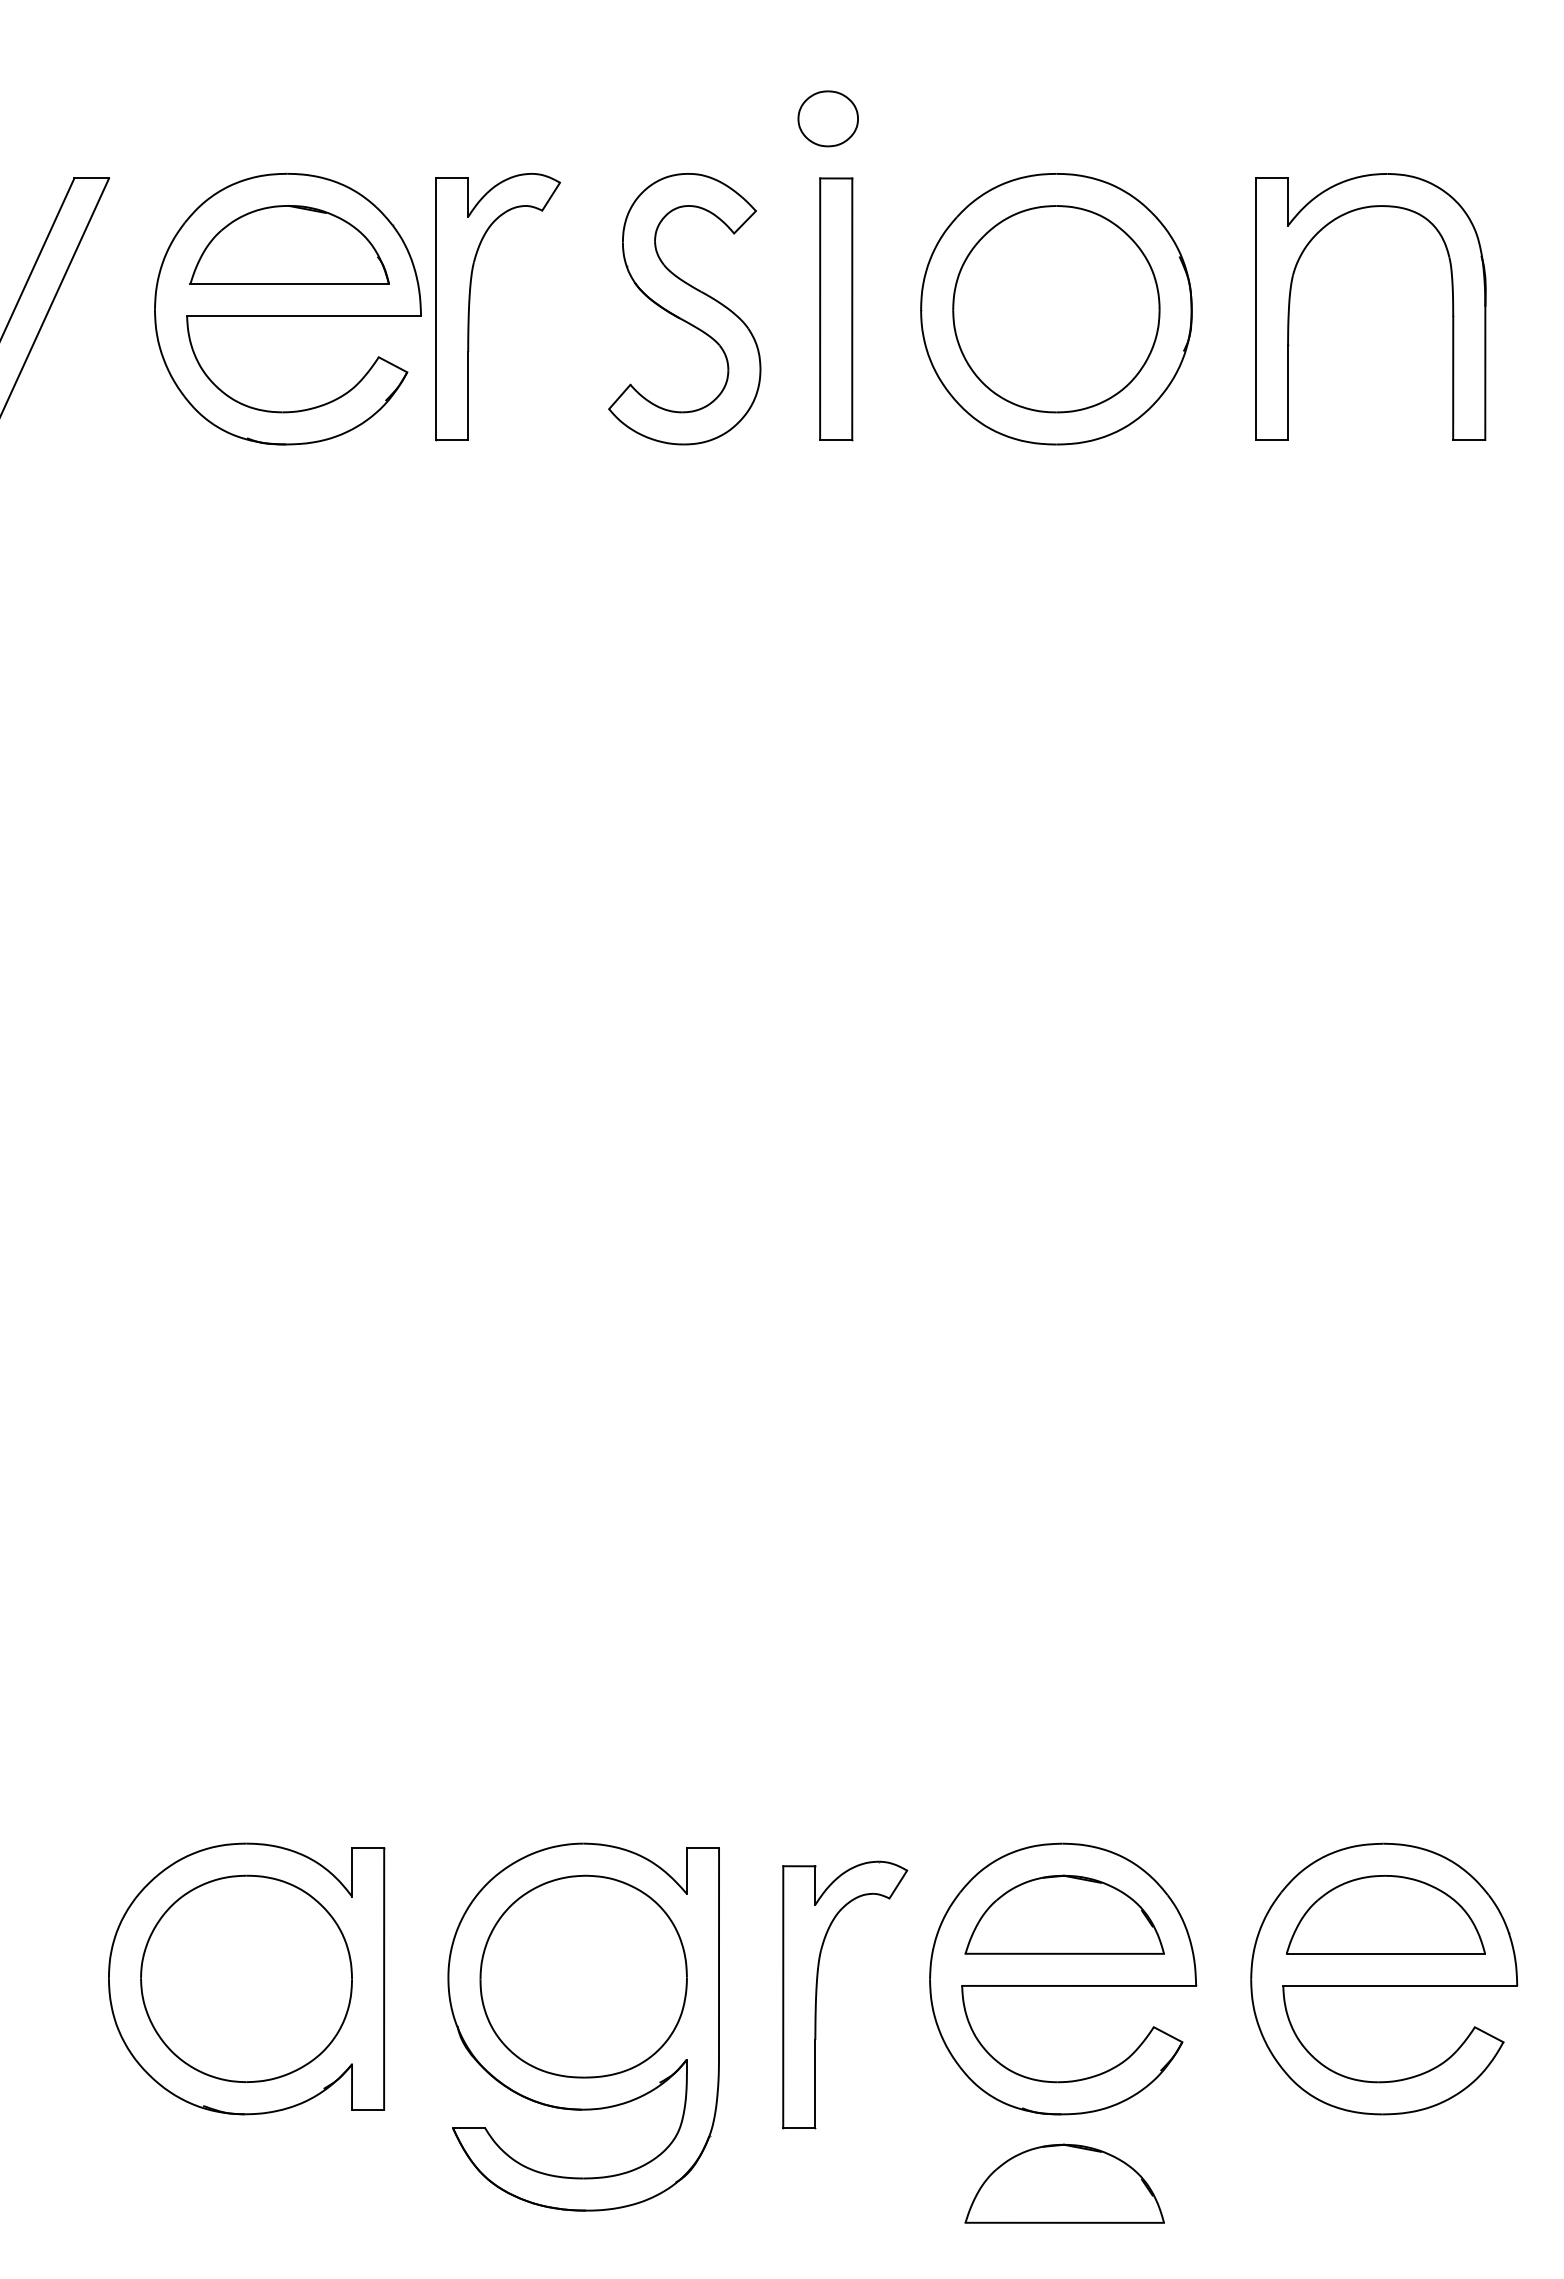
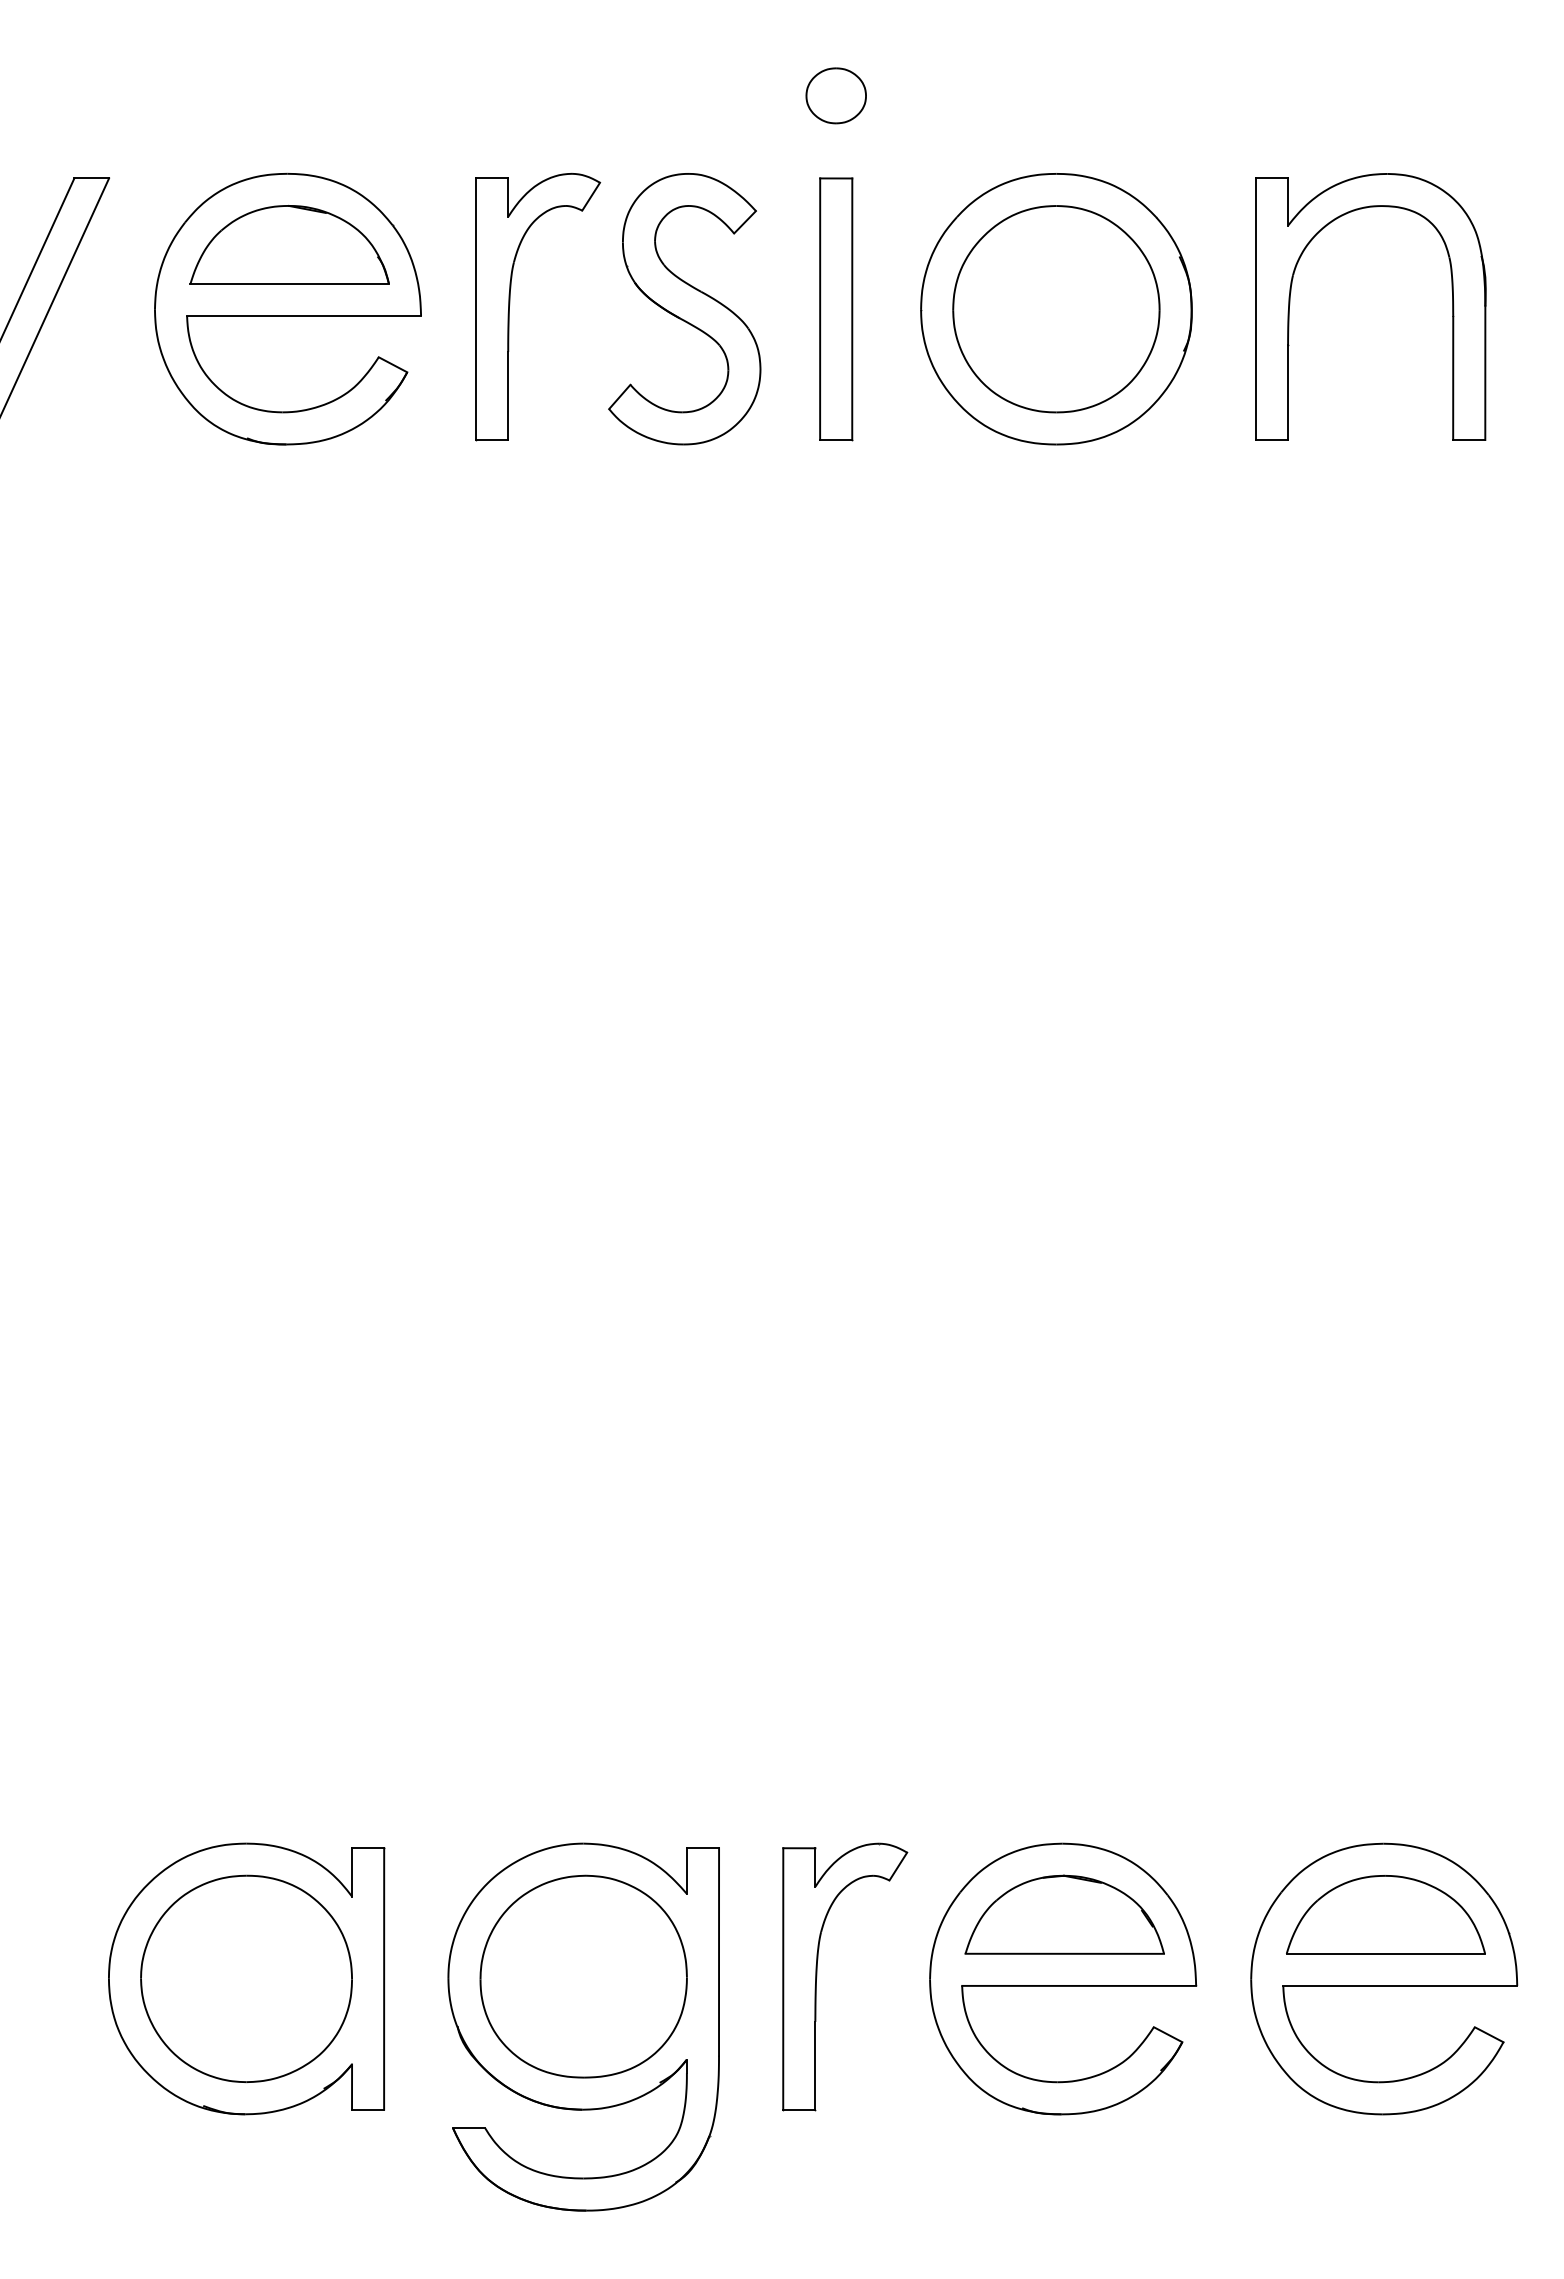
part position: (827, 118) -> (835, 95) (835, 95)
part position: (470, 304) -> (510, 304) (510, 304)
part position: (817, 1994) -> (817, 1976) (817, 1976)
part: present -> none (1064, 2183)
